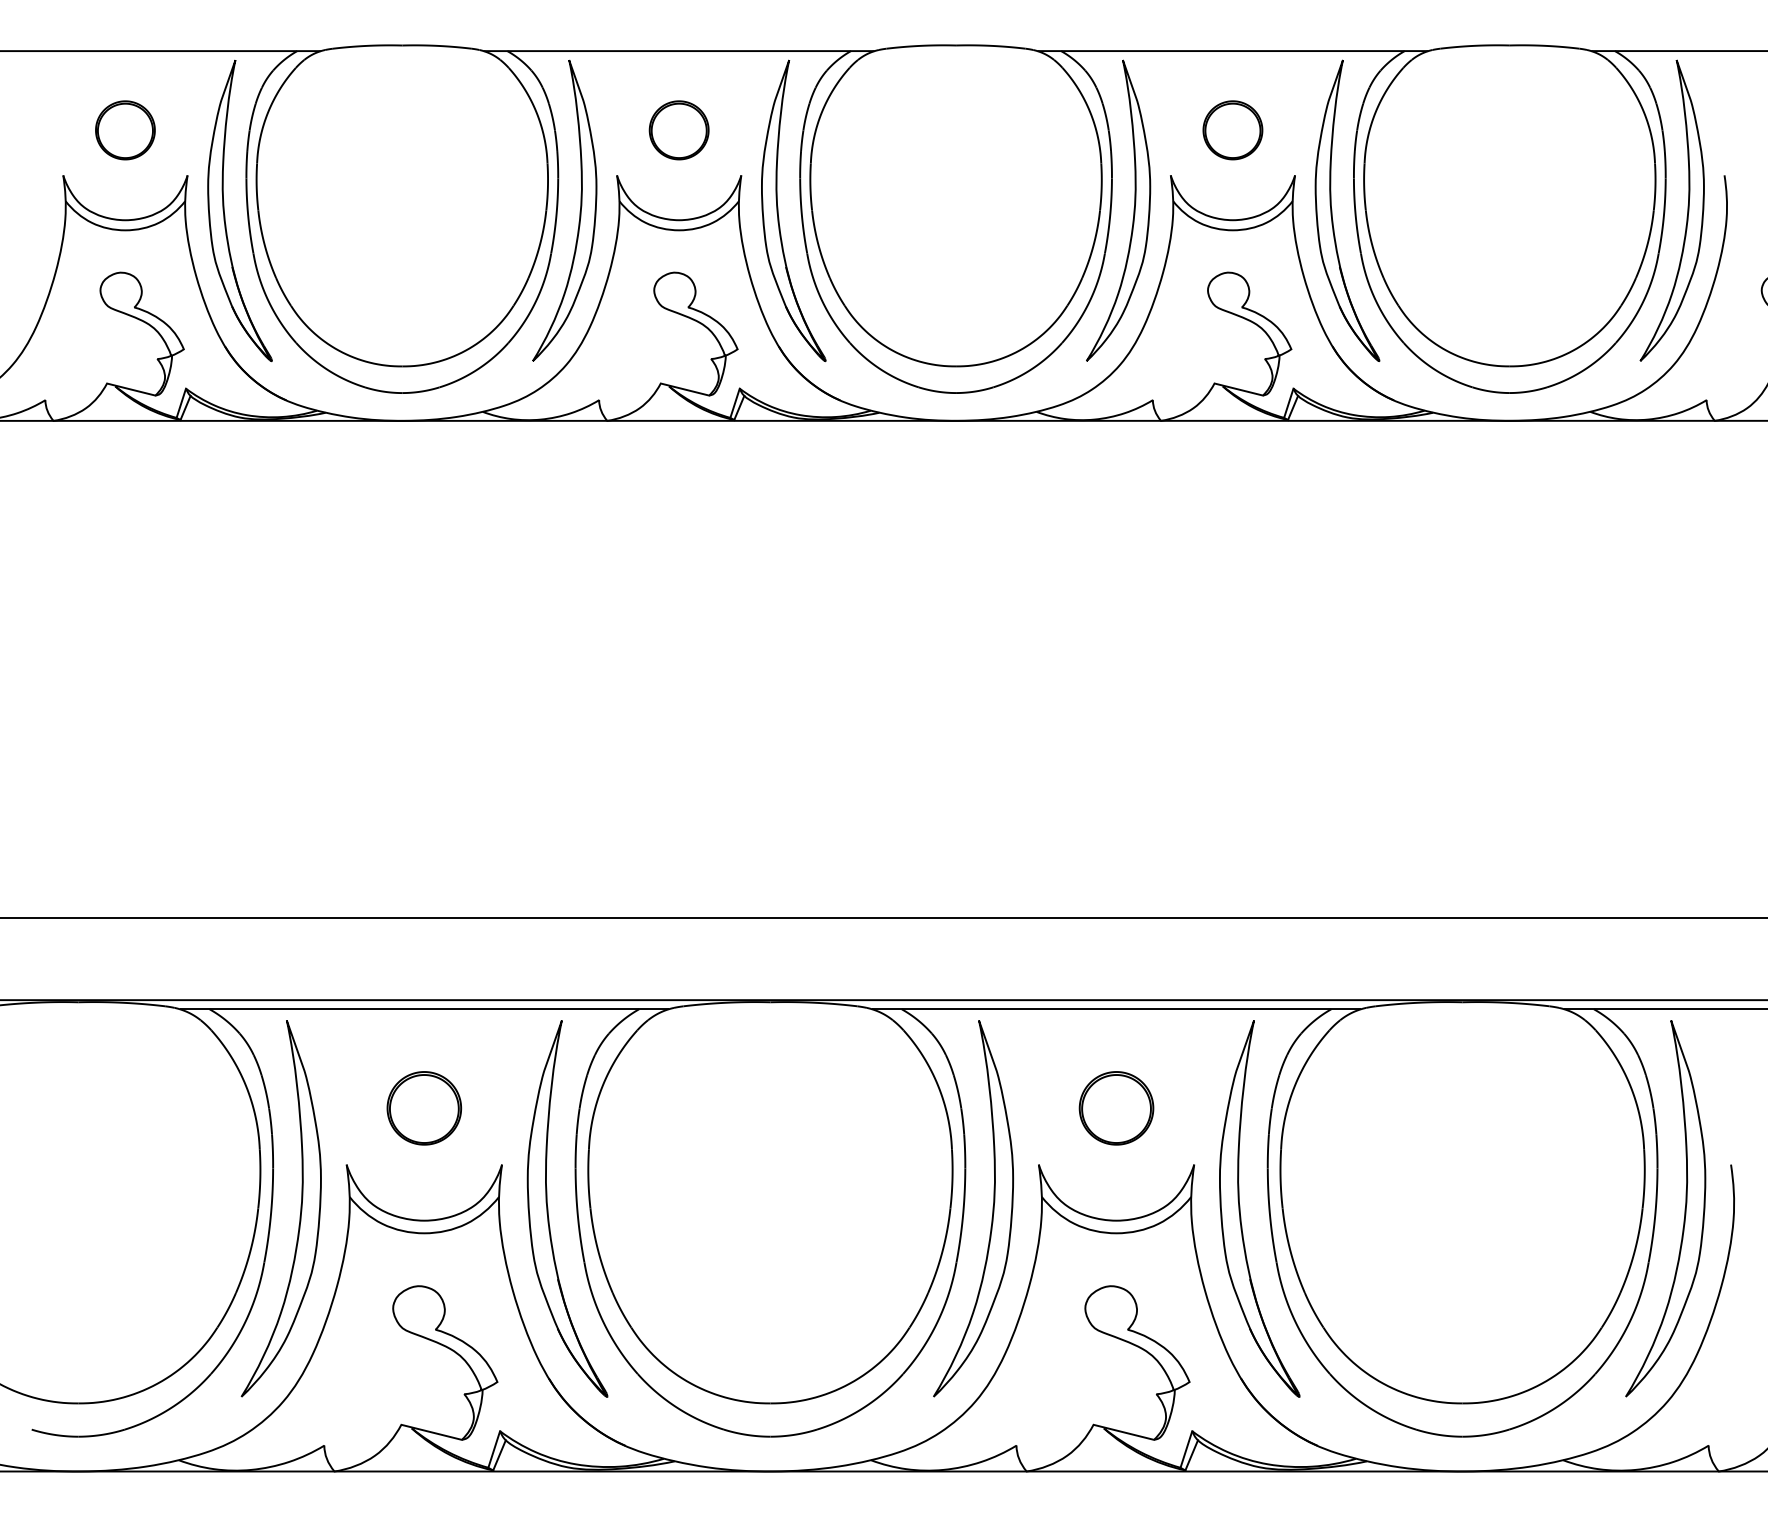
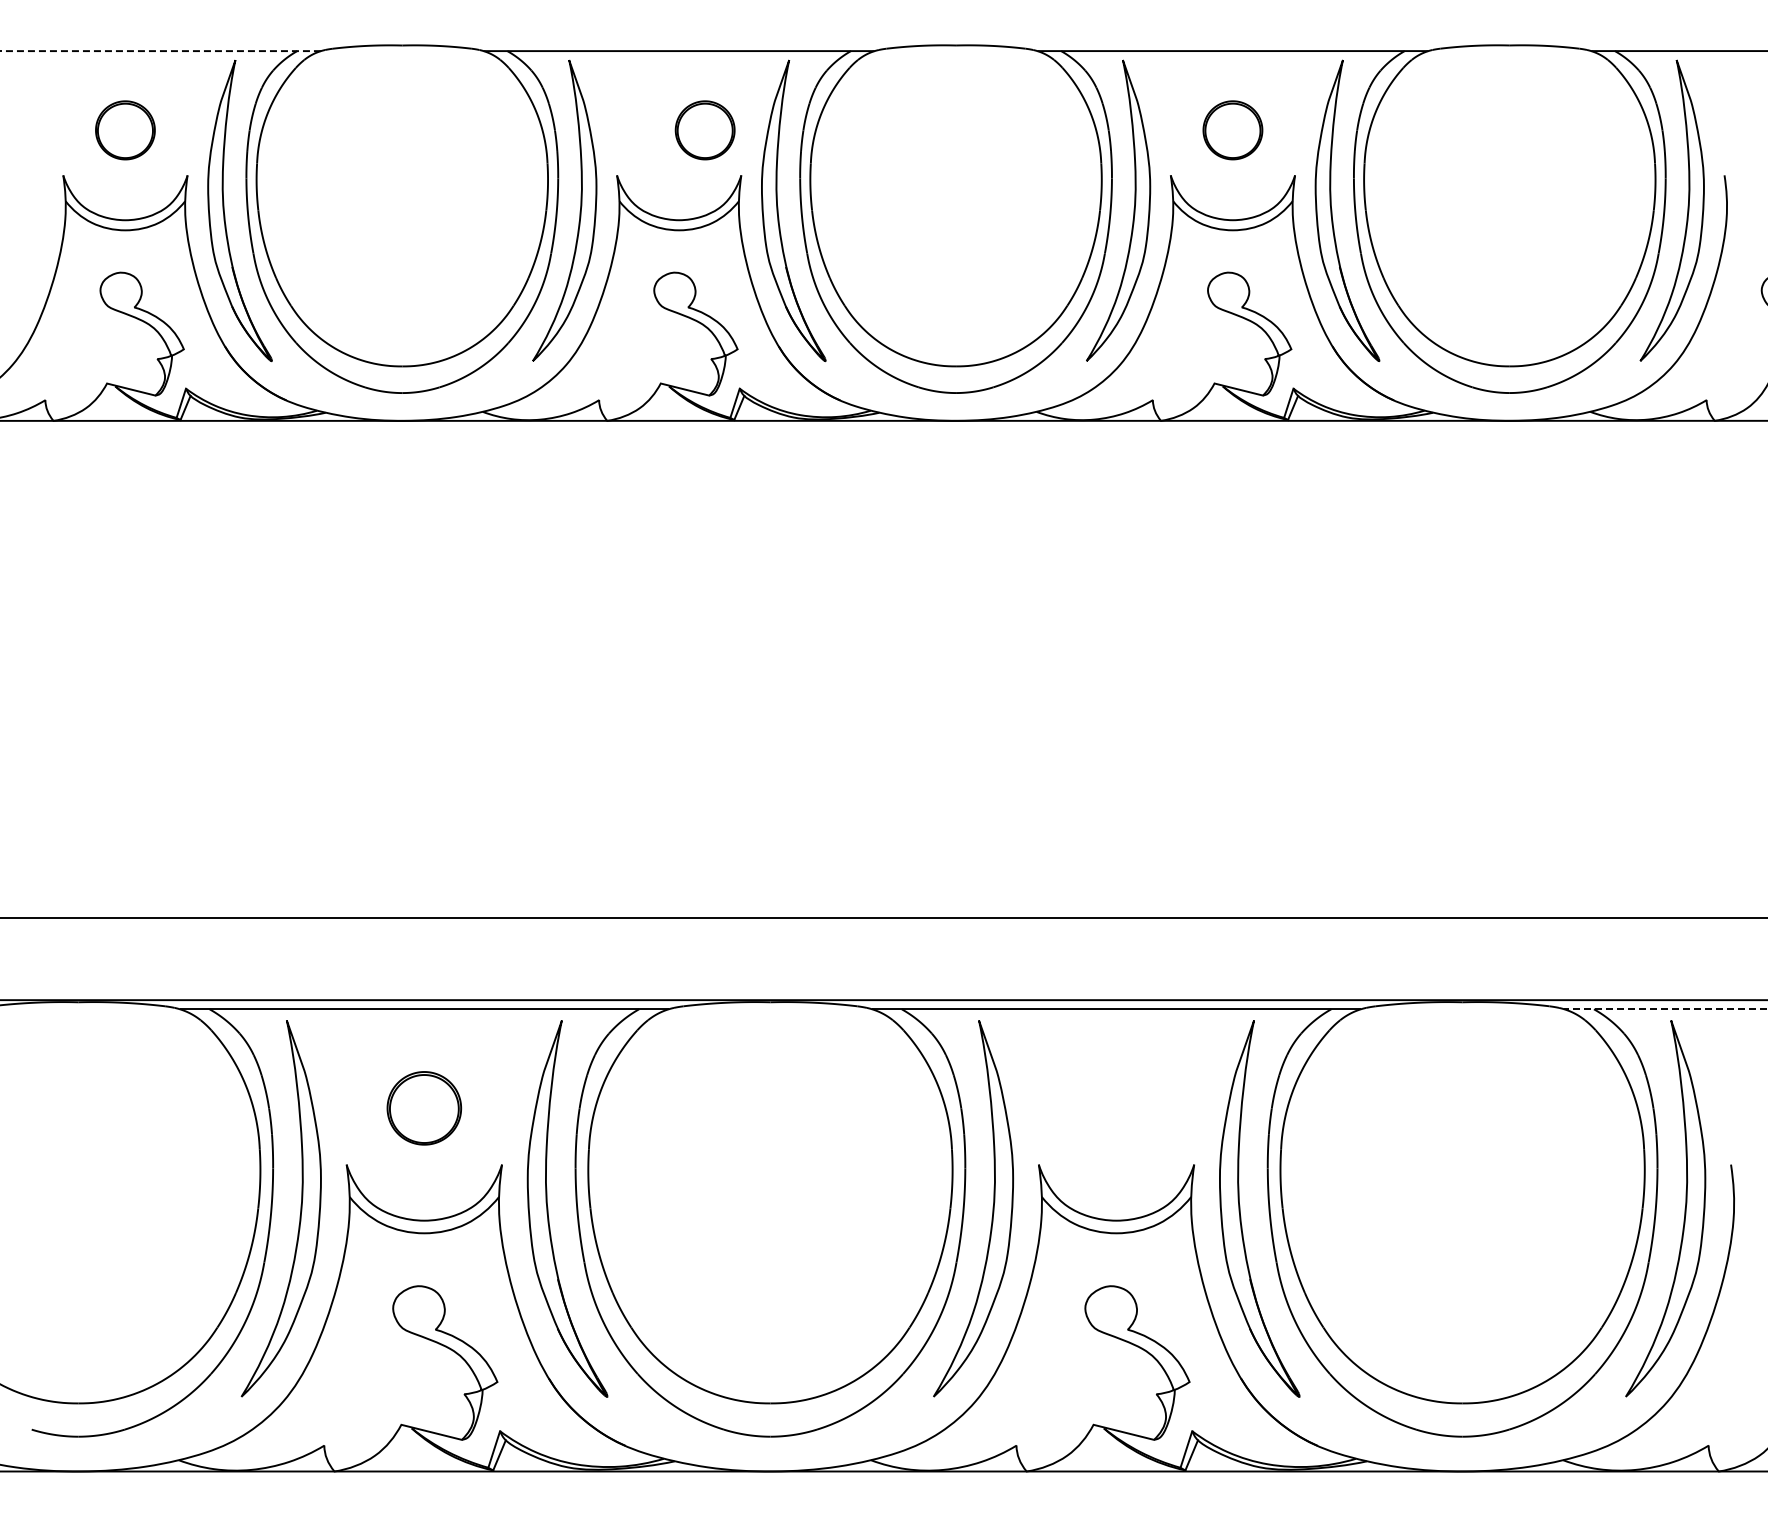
line: solid -> dashed (160, 51)
part position: (678, 130) -> (704, 130) (704, 130)
line: solid -> dashed (1665, 1009)
part: present -> none (1116, 1108)
